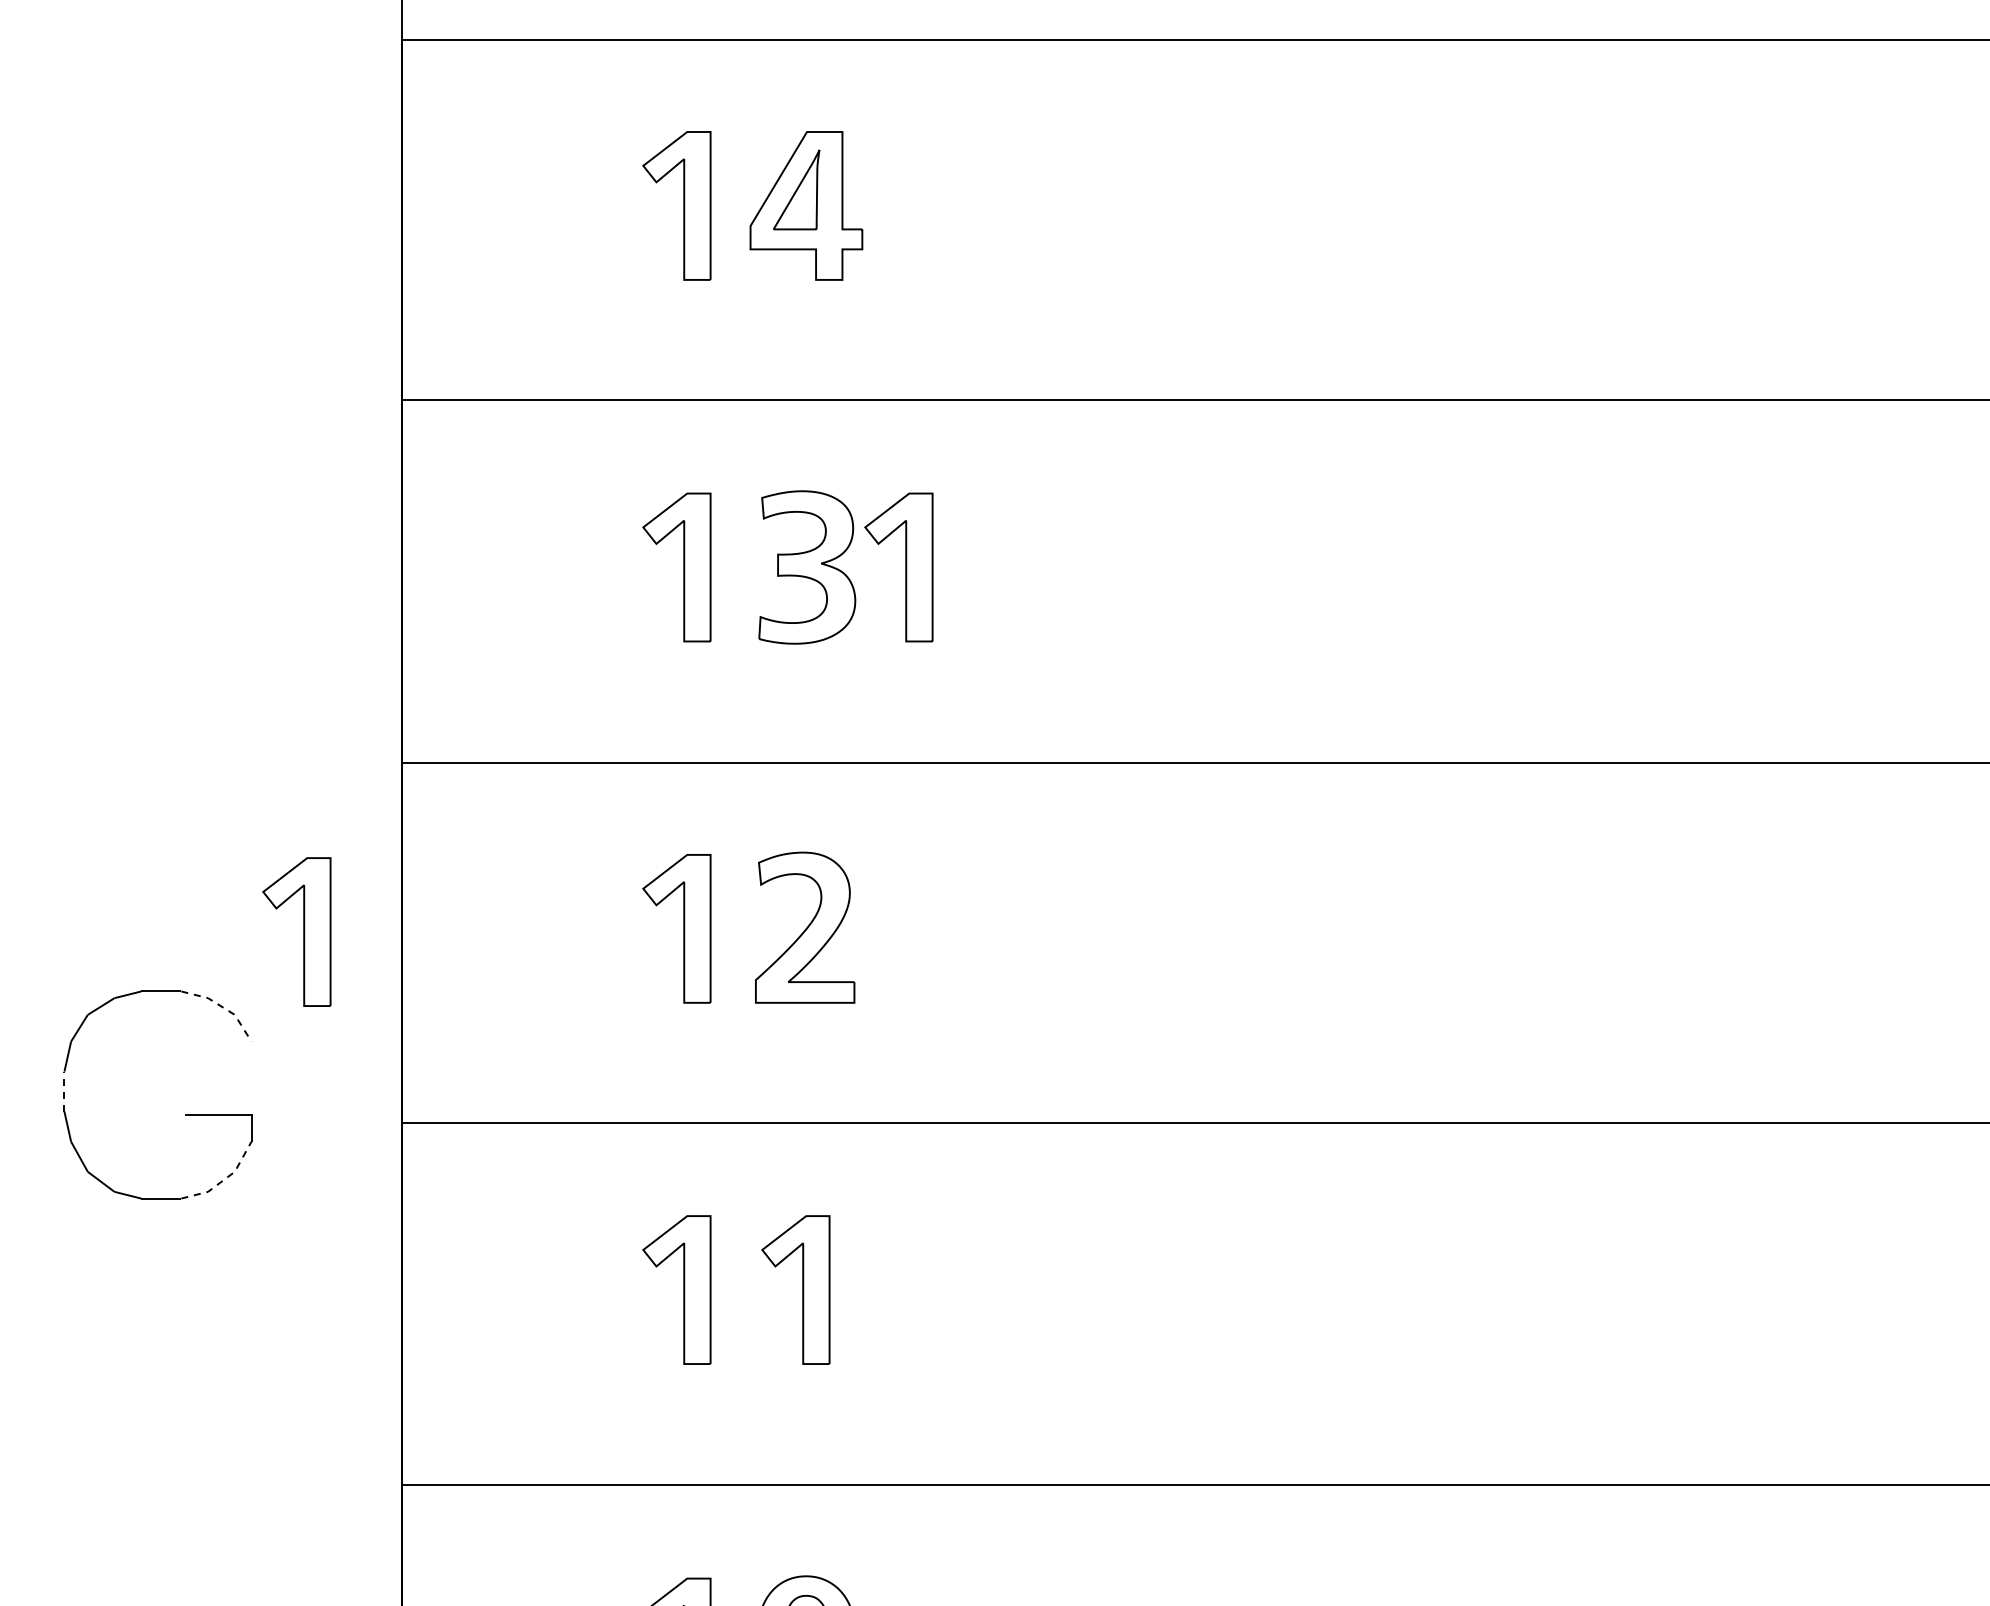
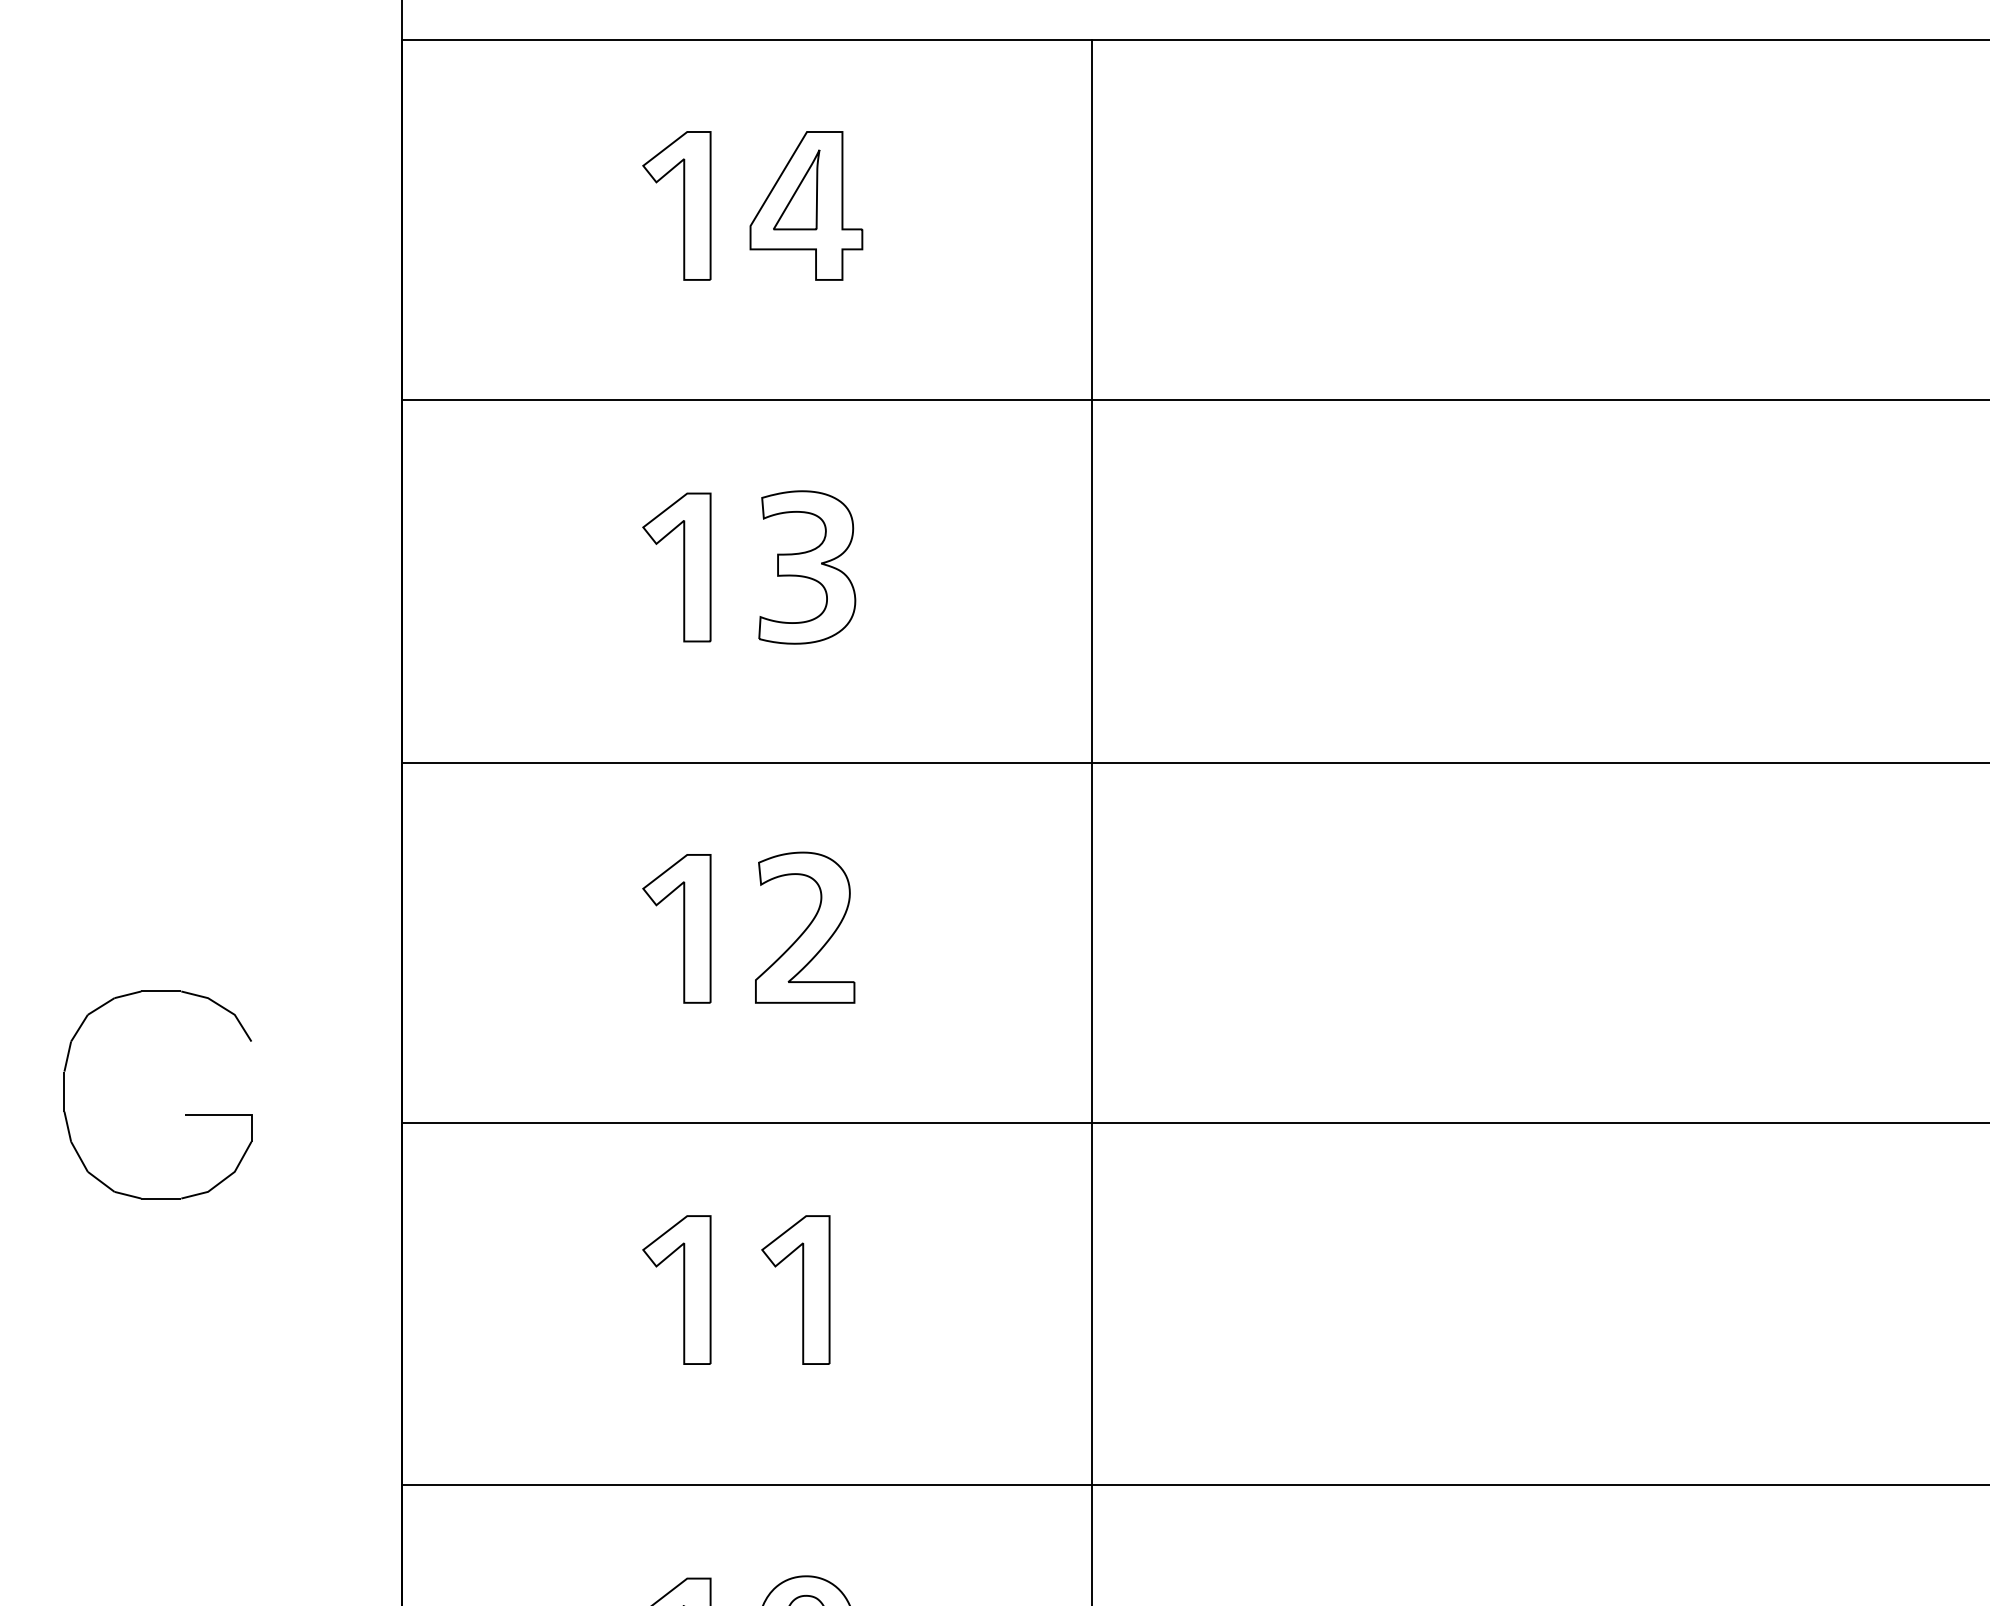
part: present -> none (905, 567)
line: none -> present (1092, 820)
part: present -> none (303, 931)
line: dashed -> solid (223, 1007)
line: dashed -> solid (64, 1091)
line: dashed -> solid (224, 1179)
